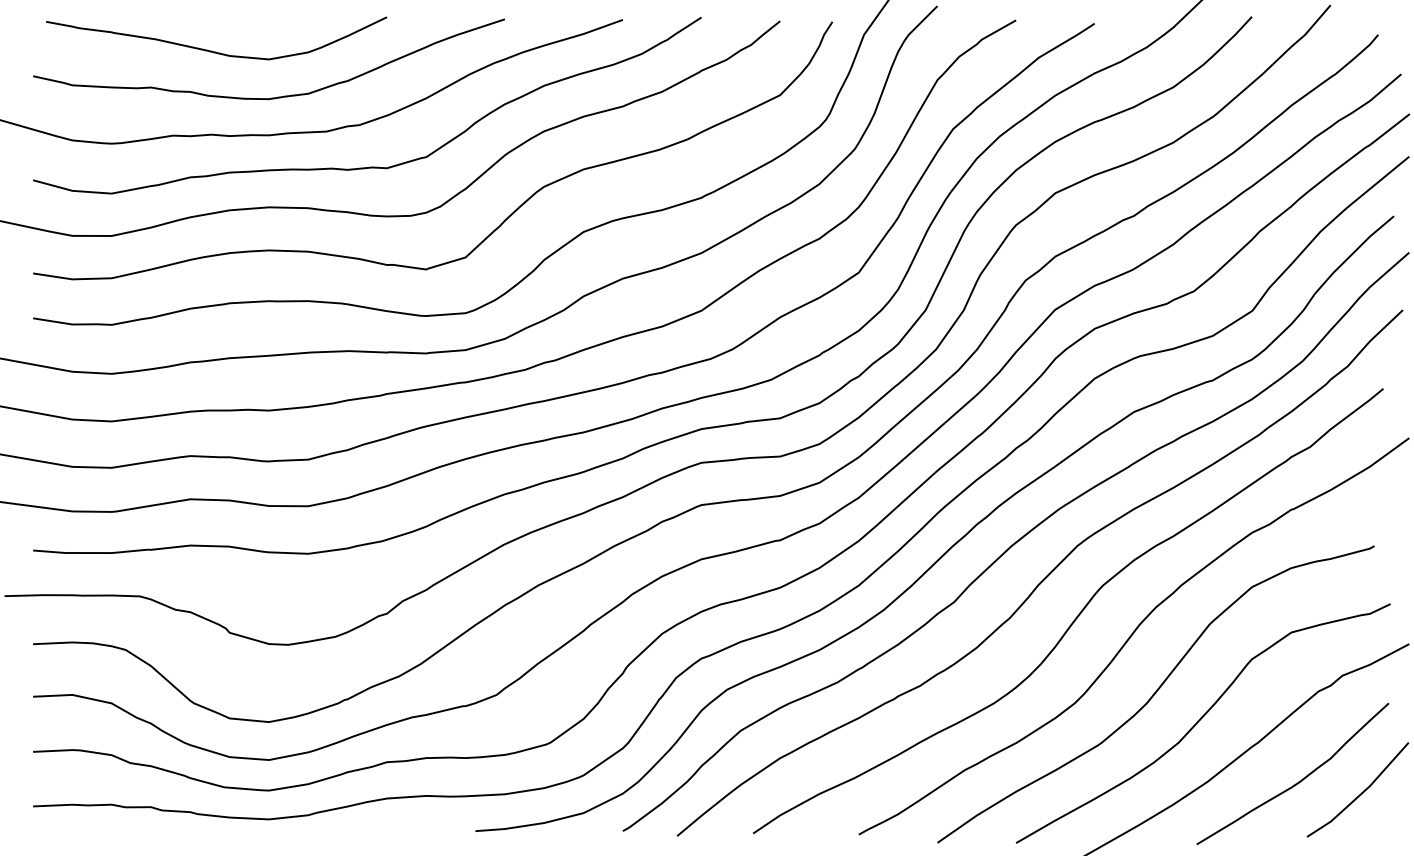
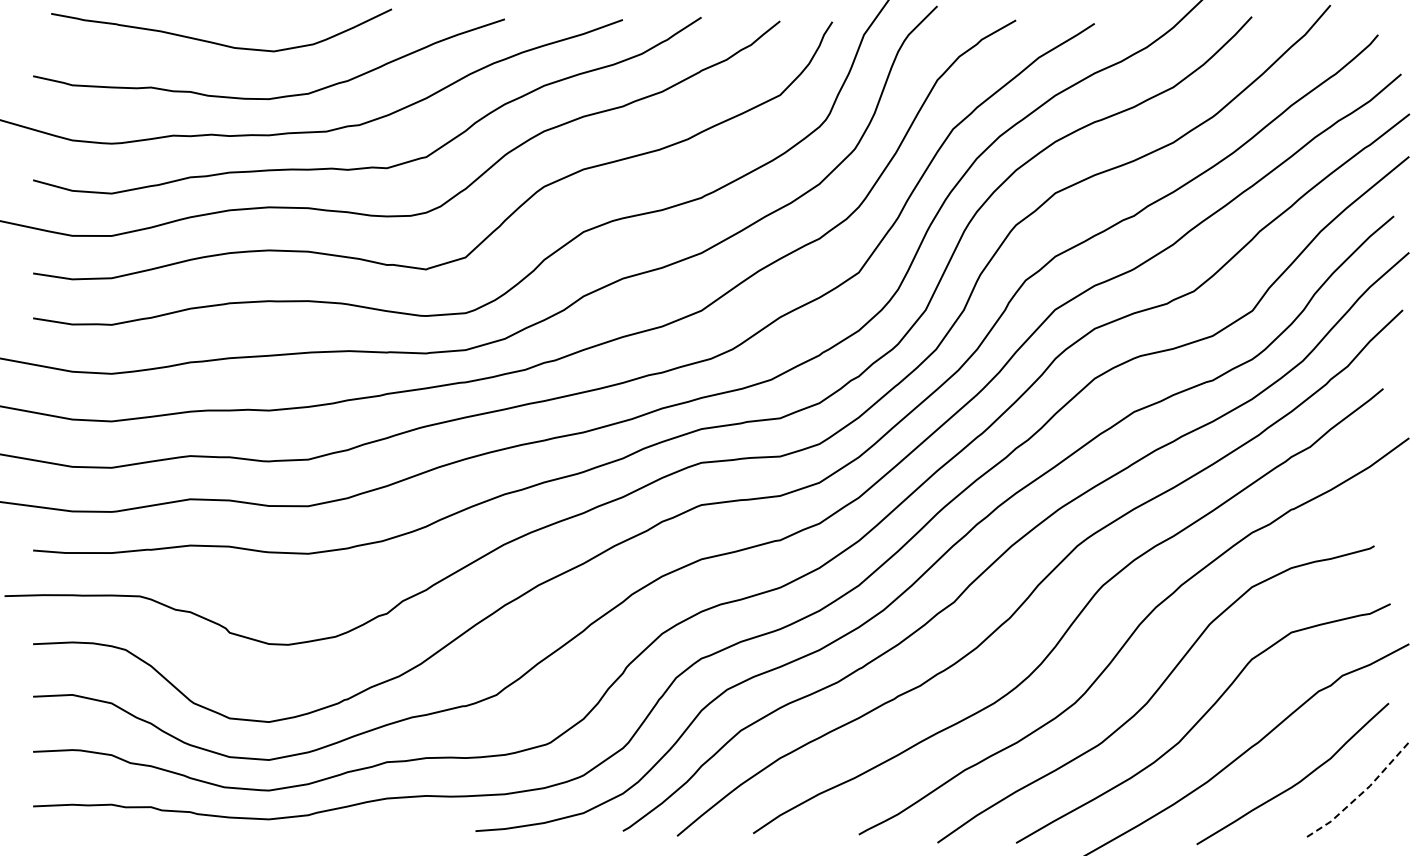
curve position: (211, 50) -> (216, 42) (216, 42)
line: solid -> dashed (1361, 793)
